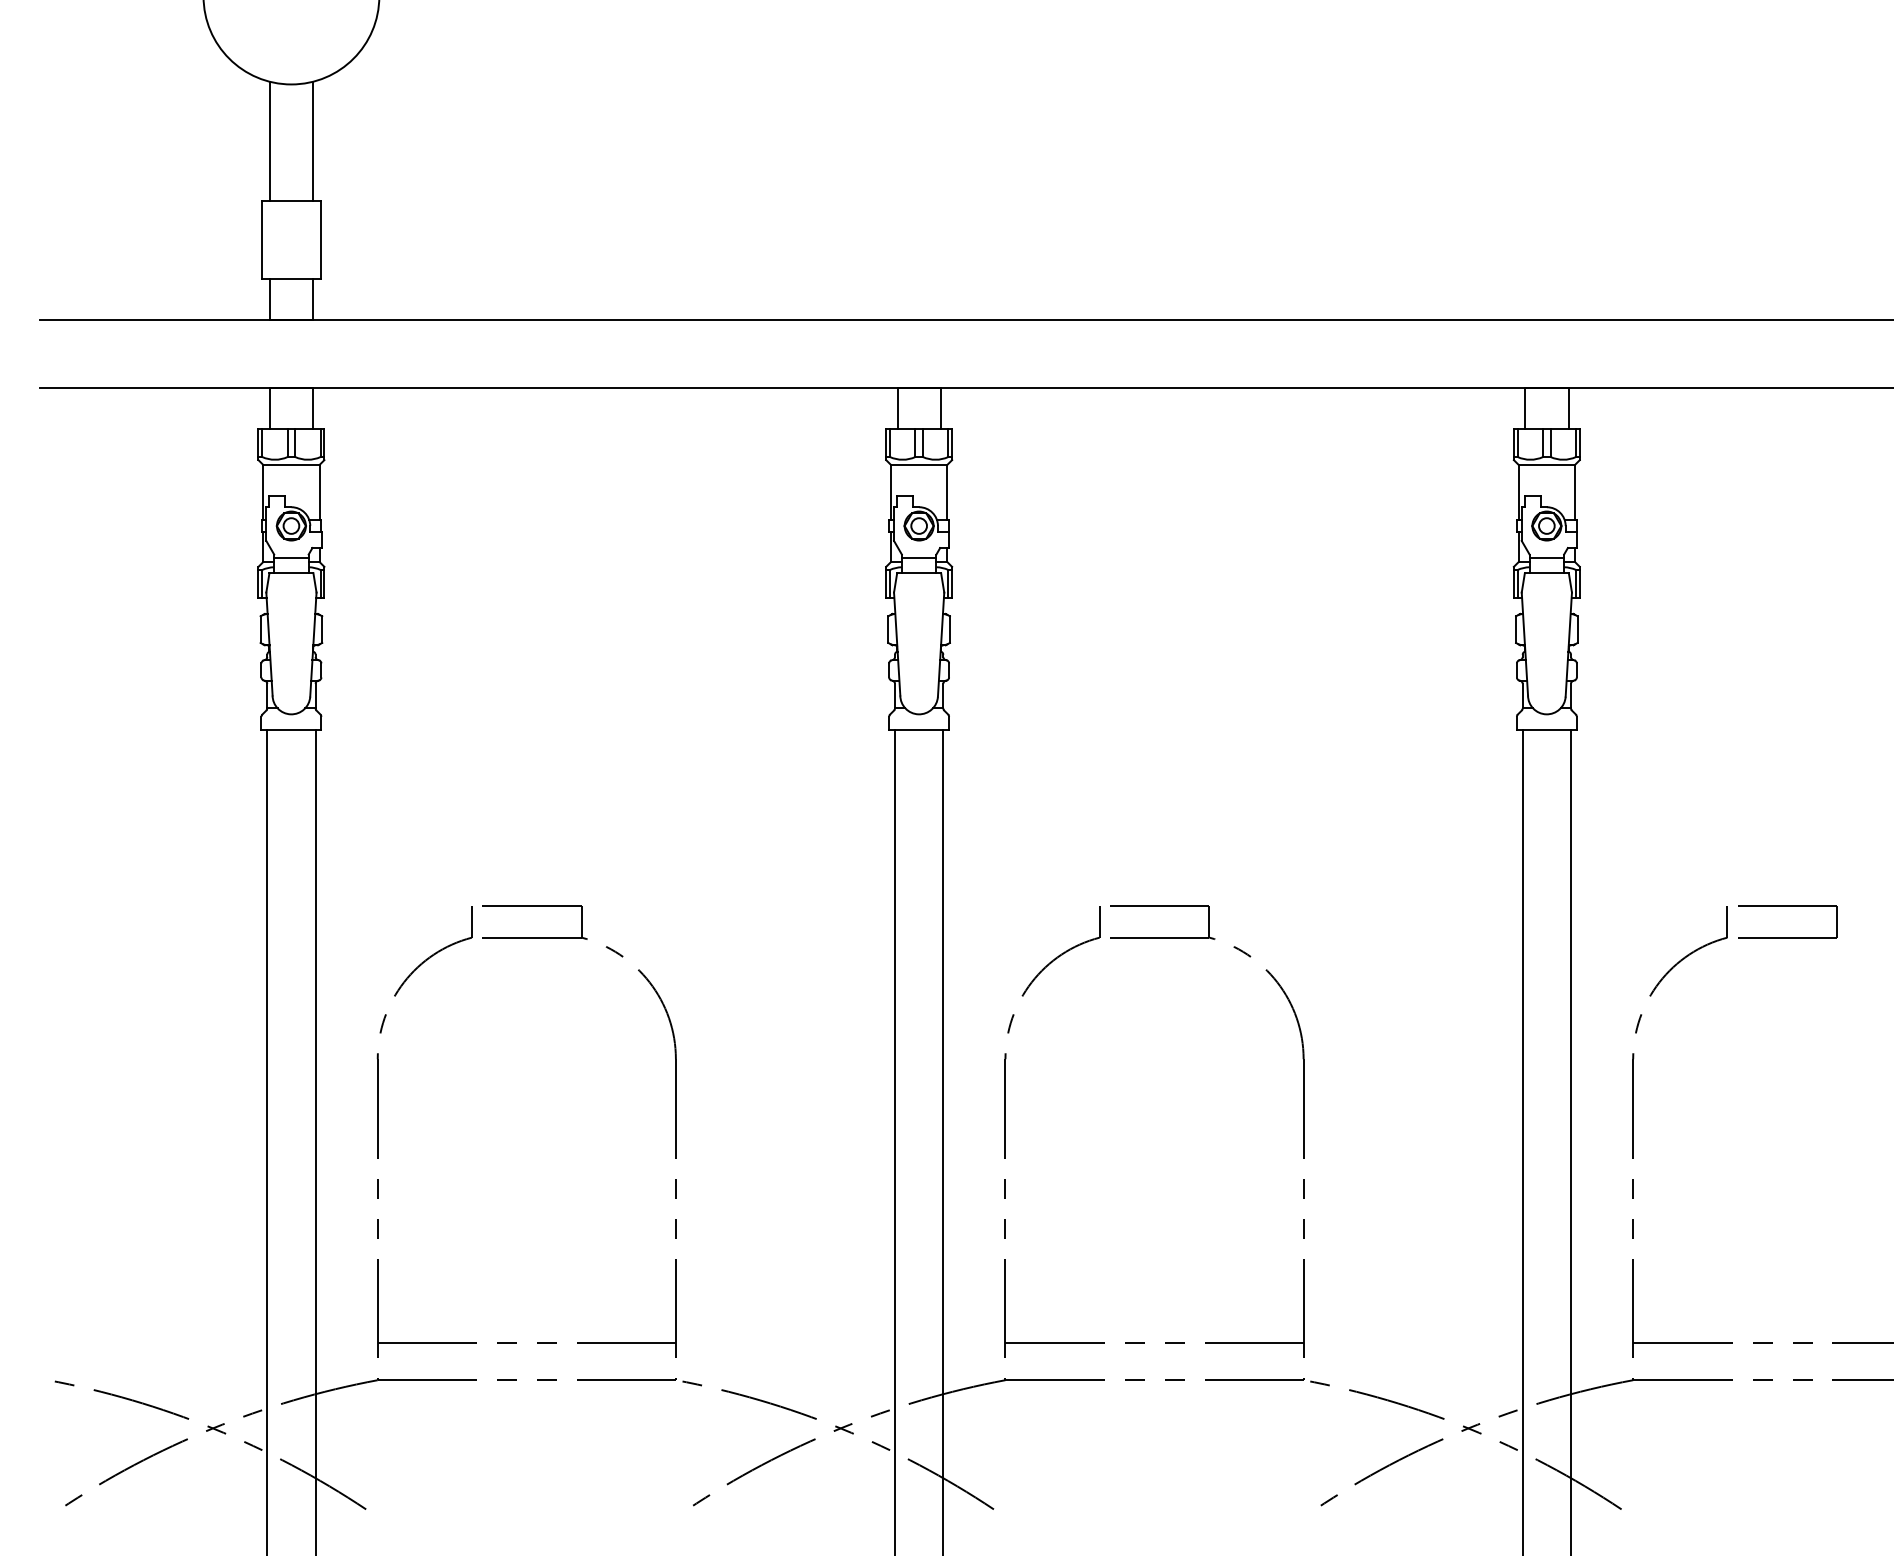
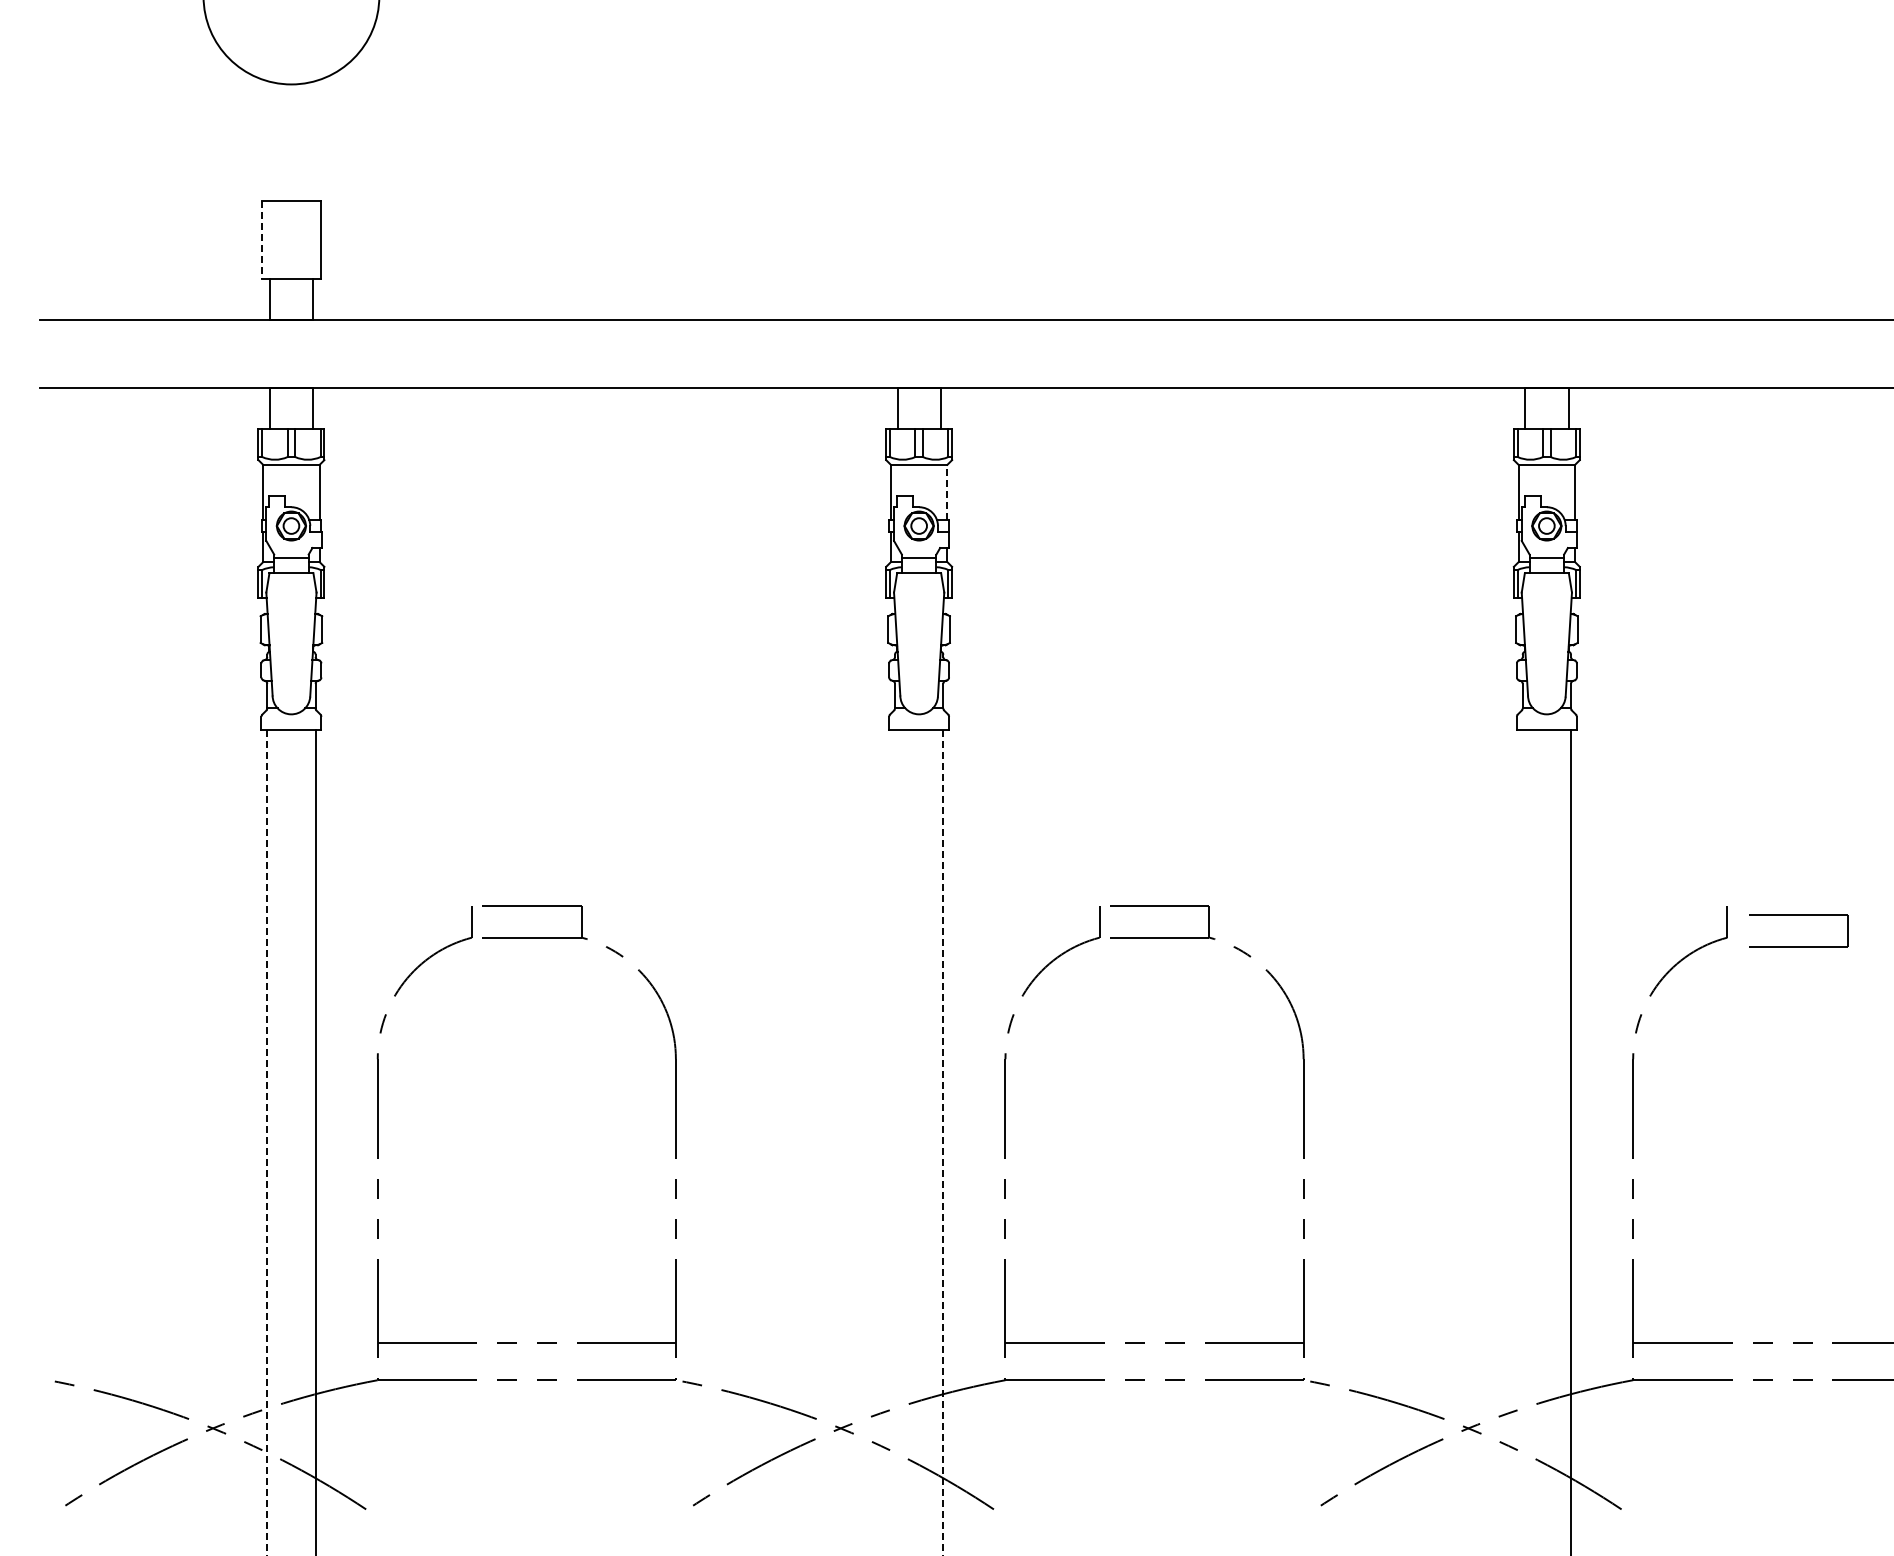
line: present -> none (269, 140)
line: present -> none (313, 140)
line: solid -> dashed (261, 240)
line: solid -> dashed (947, 491)
part position: (1787, 906) -> (1798, 915) (1798, 915)
line: present -> none (894, 1141)
line: present -> none (1522, 1141)
line: solid -> dashed (943, 1142)
line: solid -> dashed (267, 1143)
